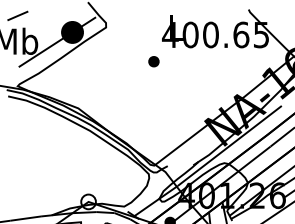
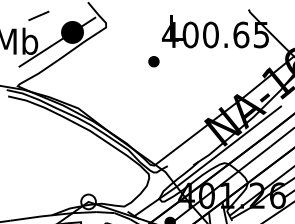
line position: (17, 15) -> (38, 15) (38, 15)
